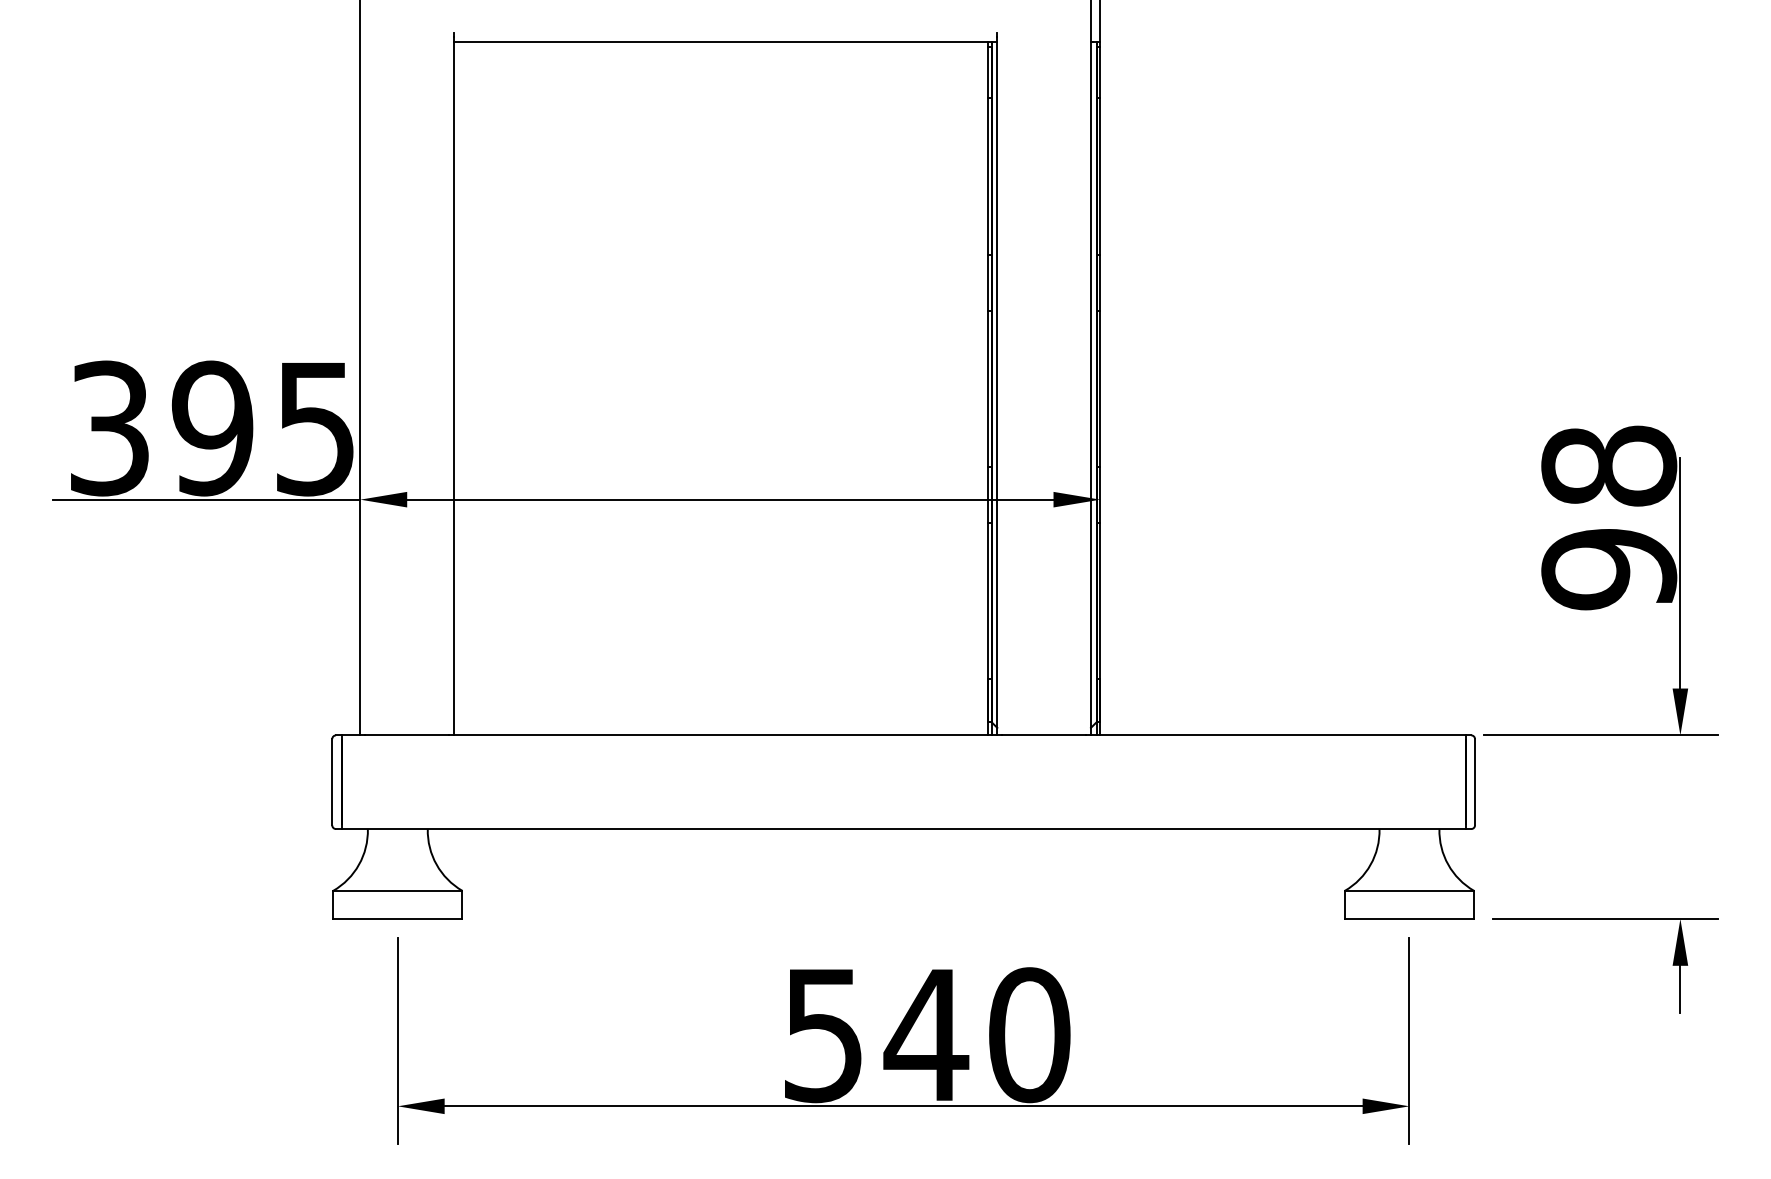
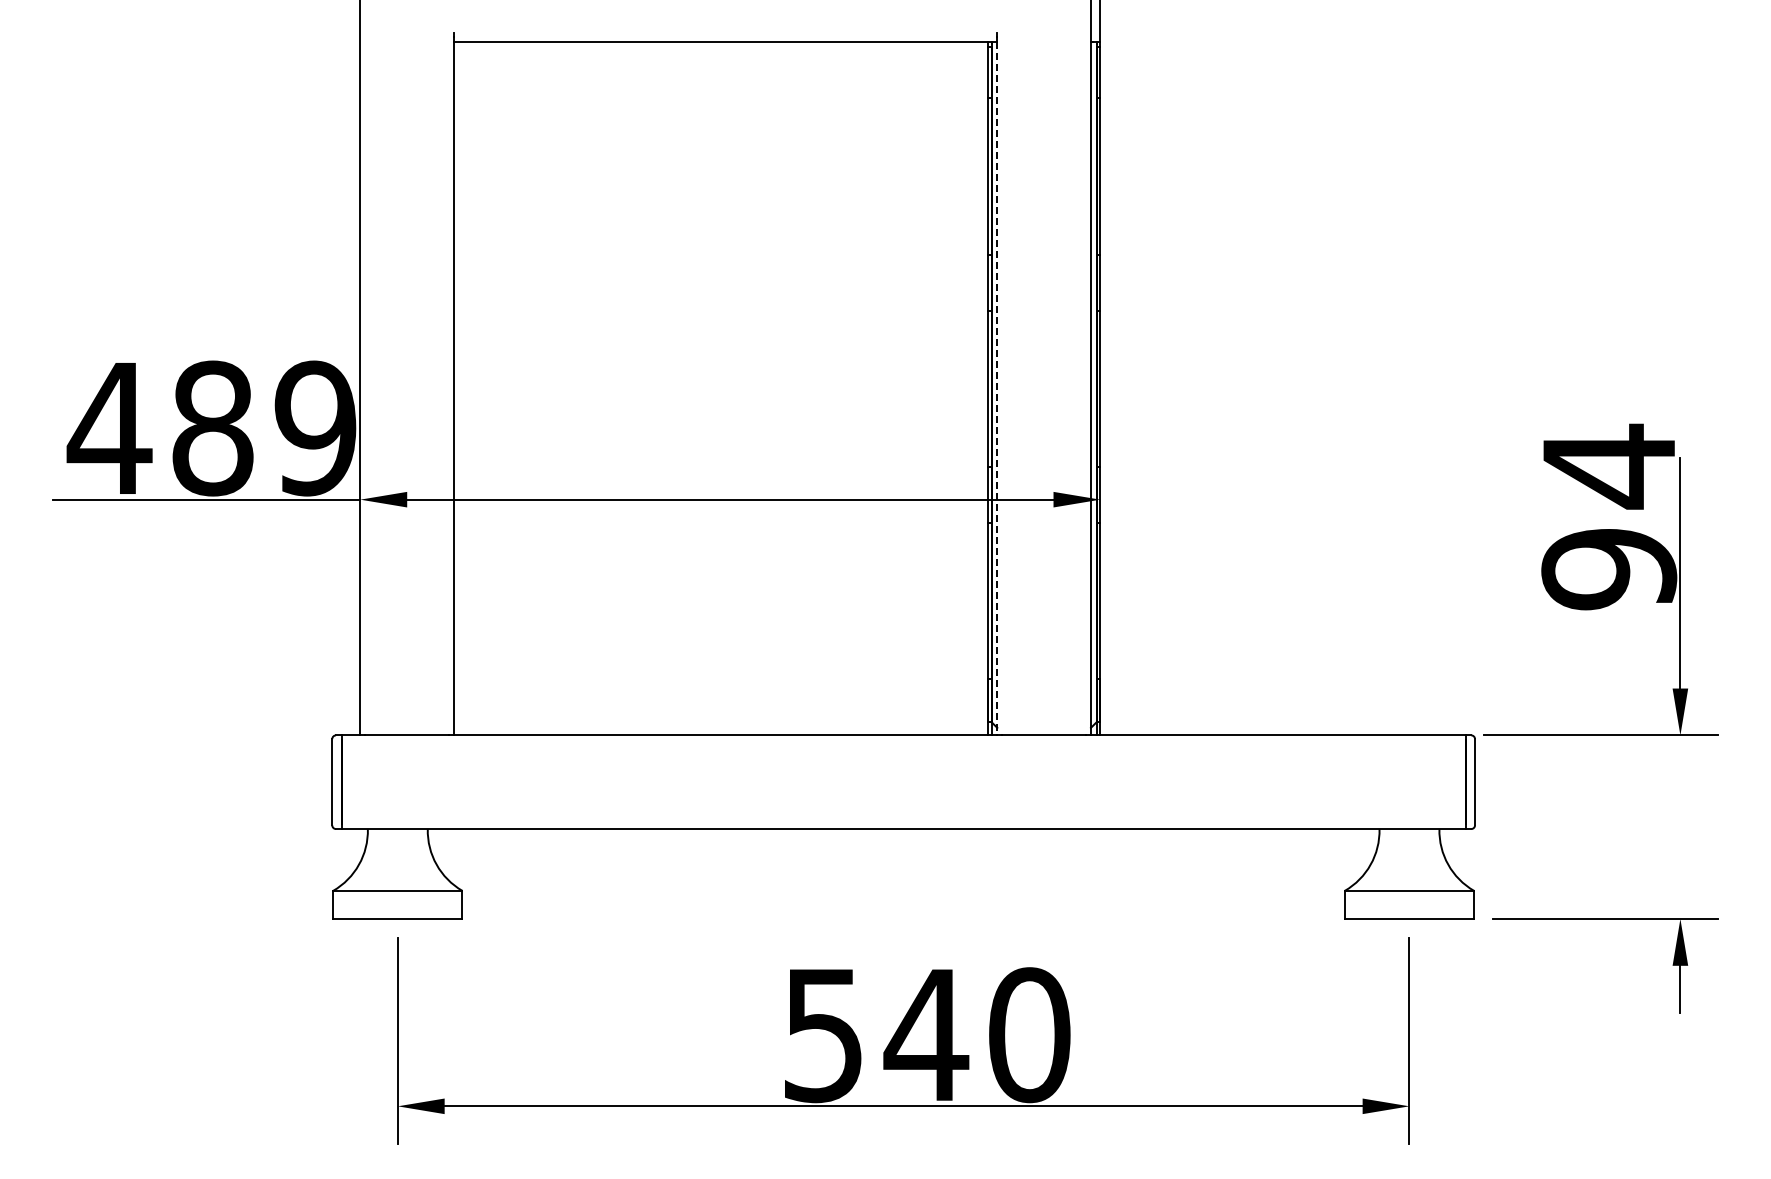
line: solid -> dashed (997, 388)
text: 395 -> 489 (211, 428)
text: 98 -> 94 (1609, 466)
